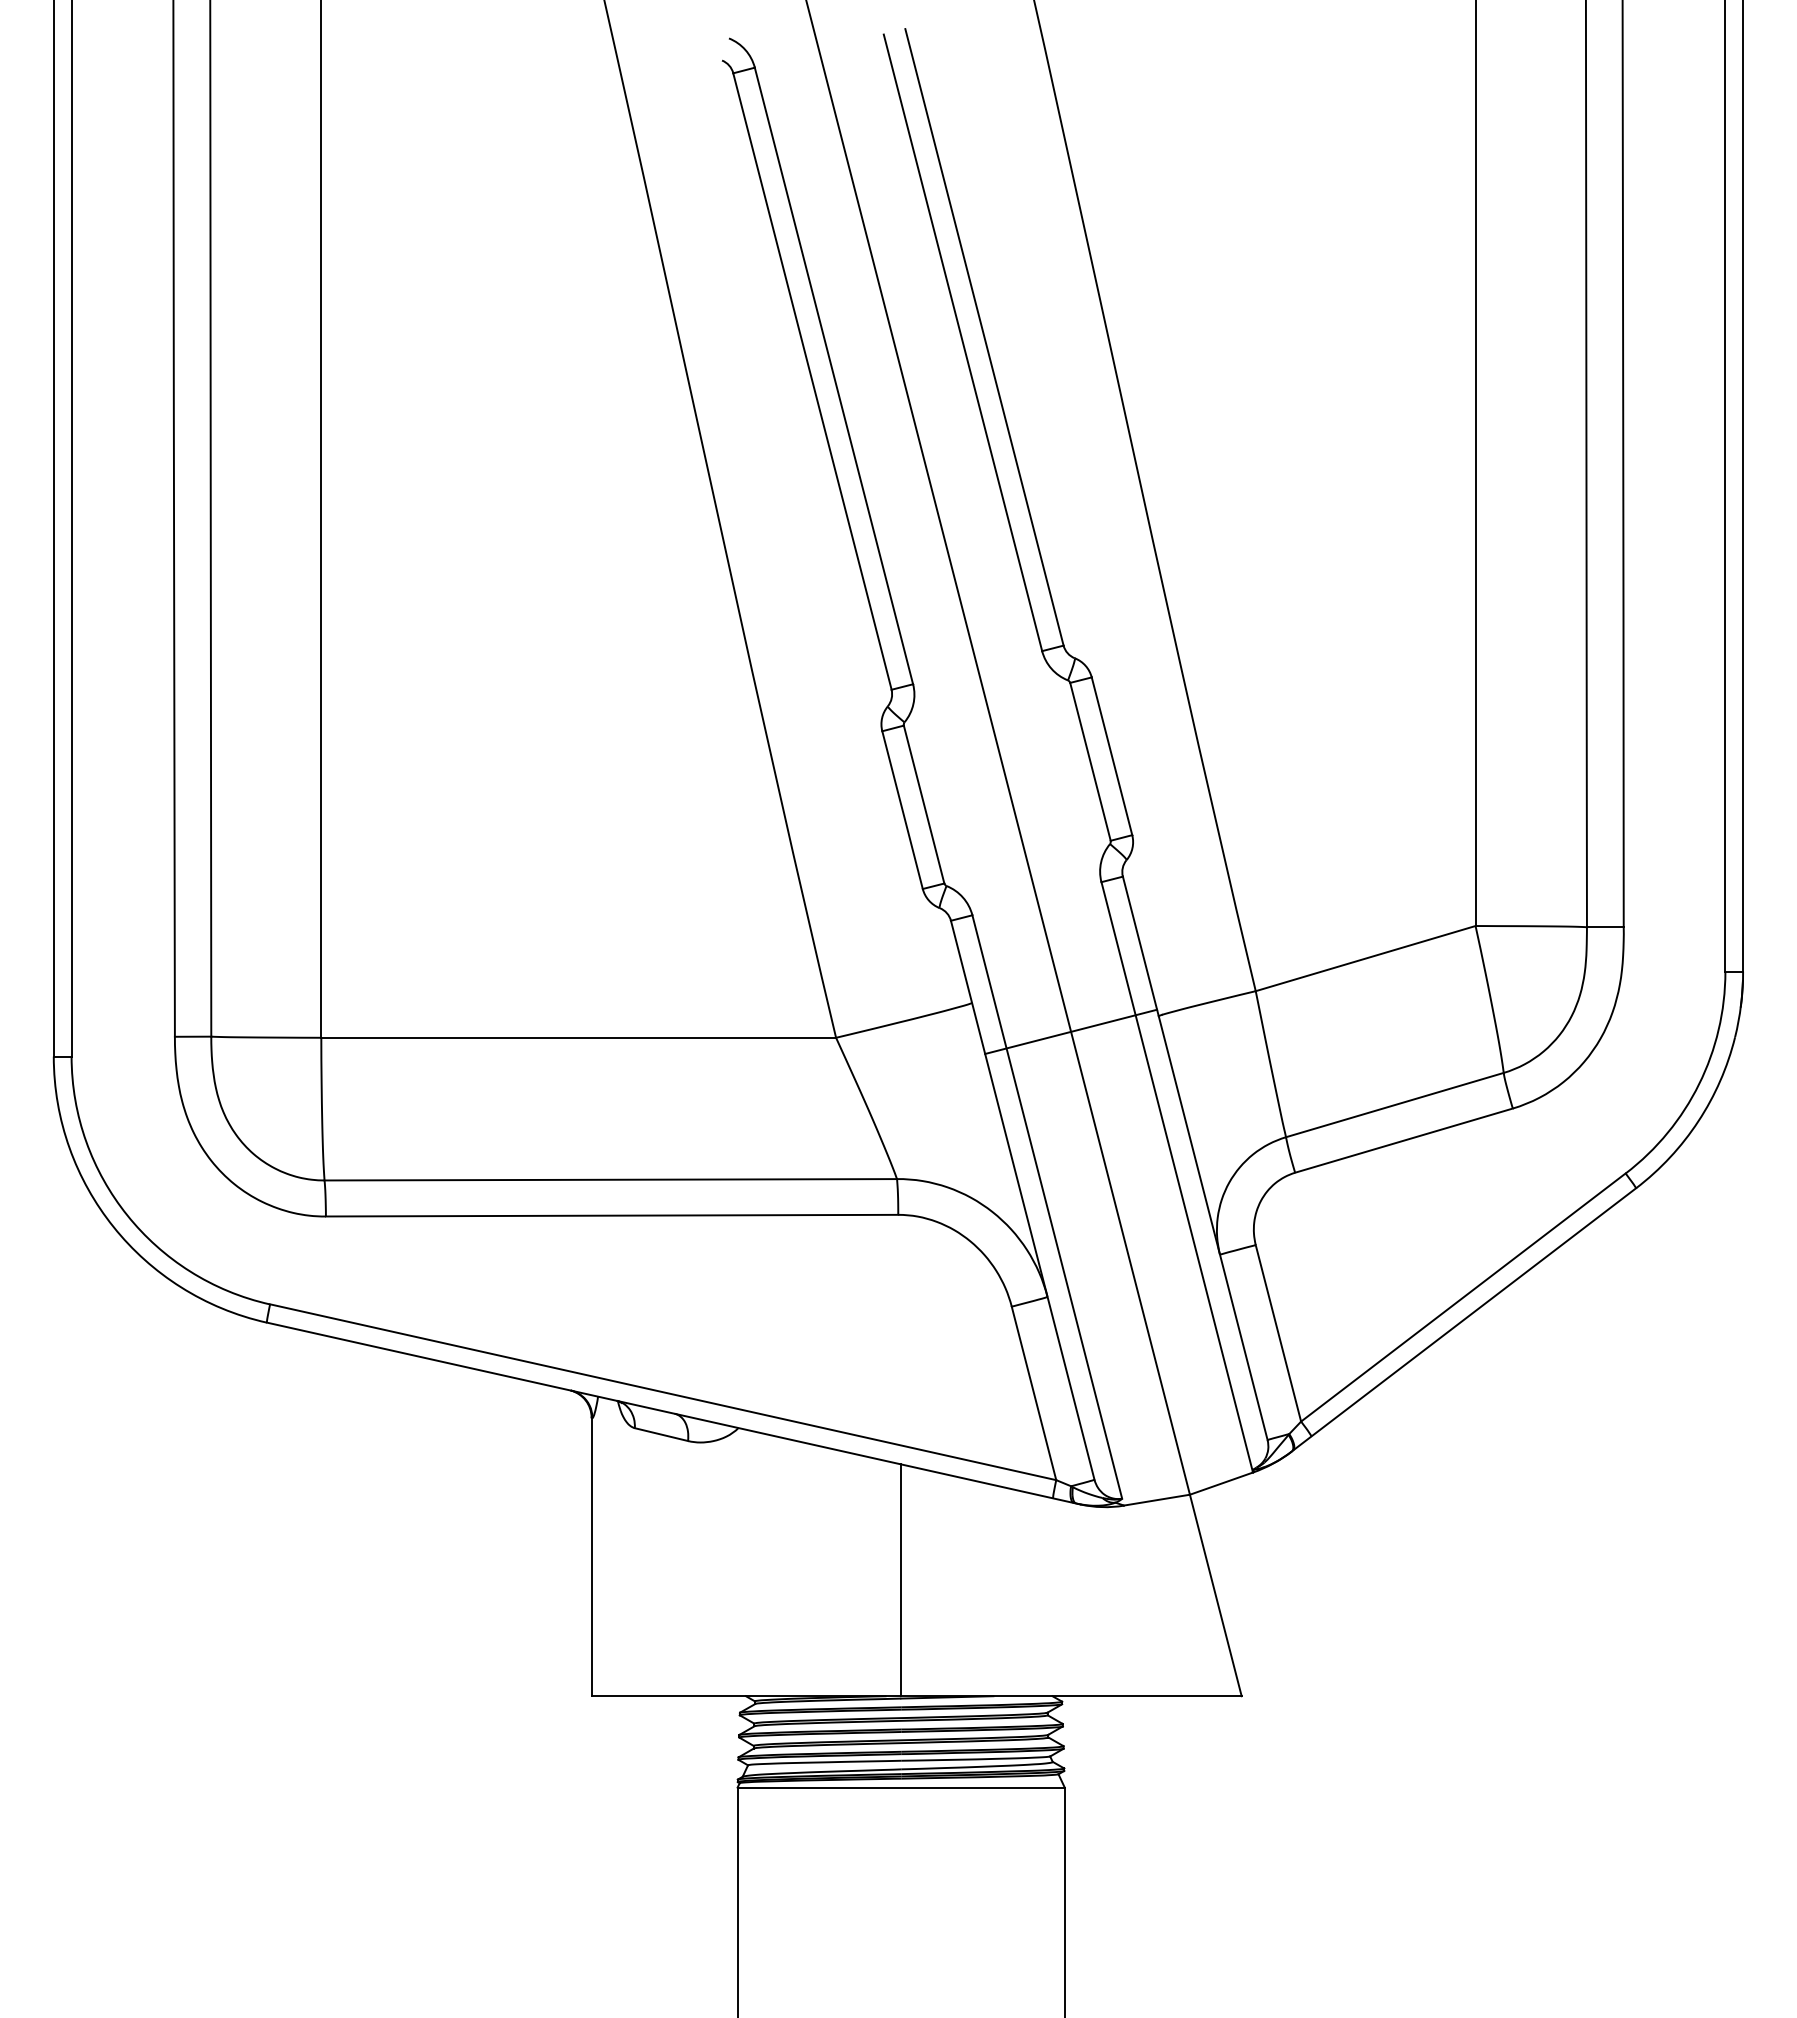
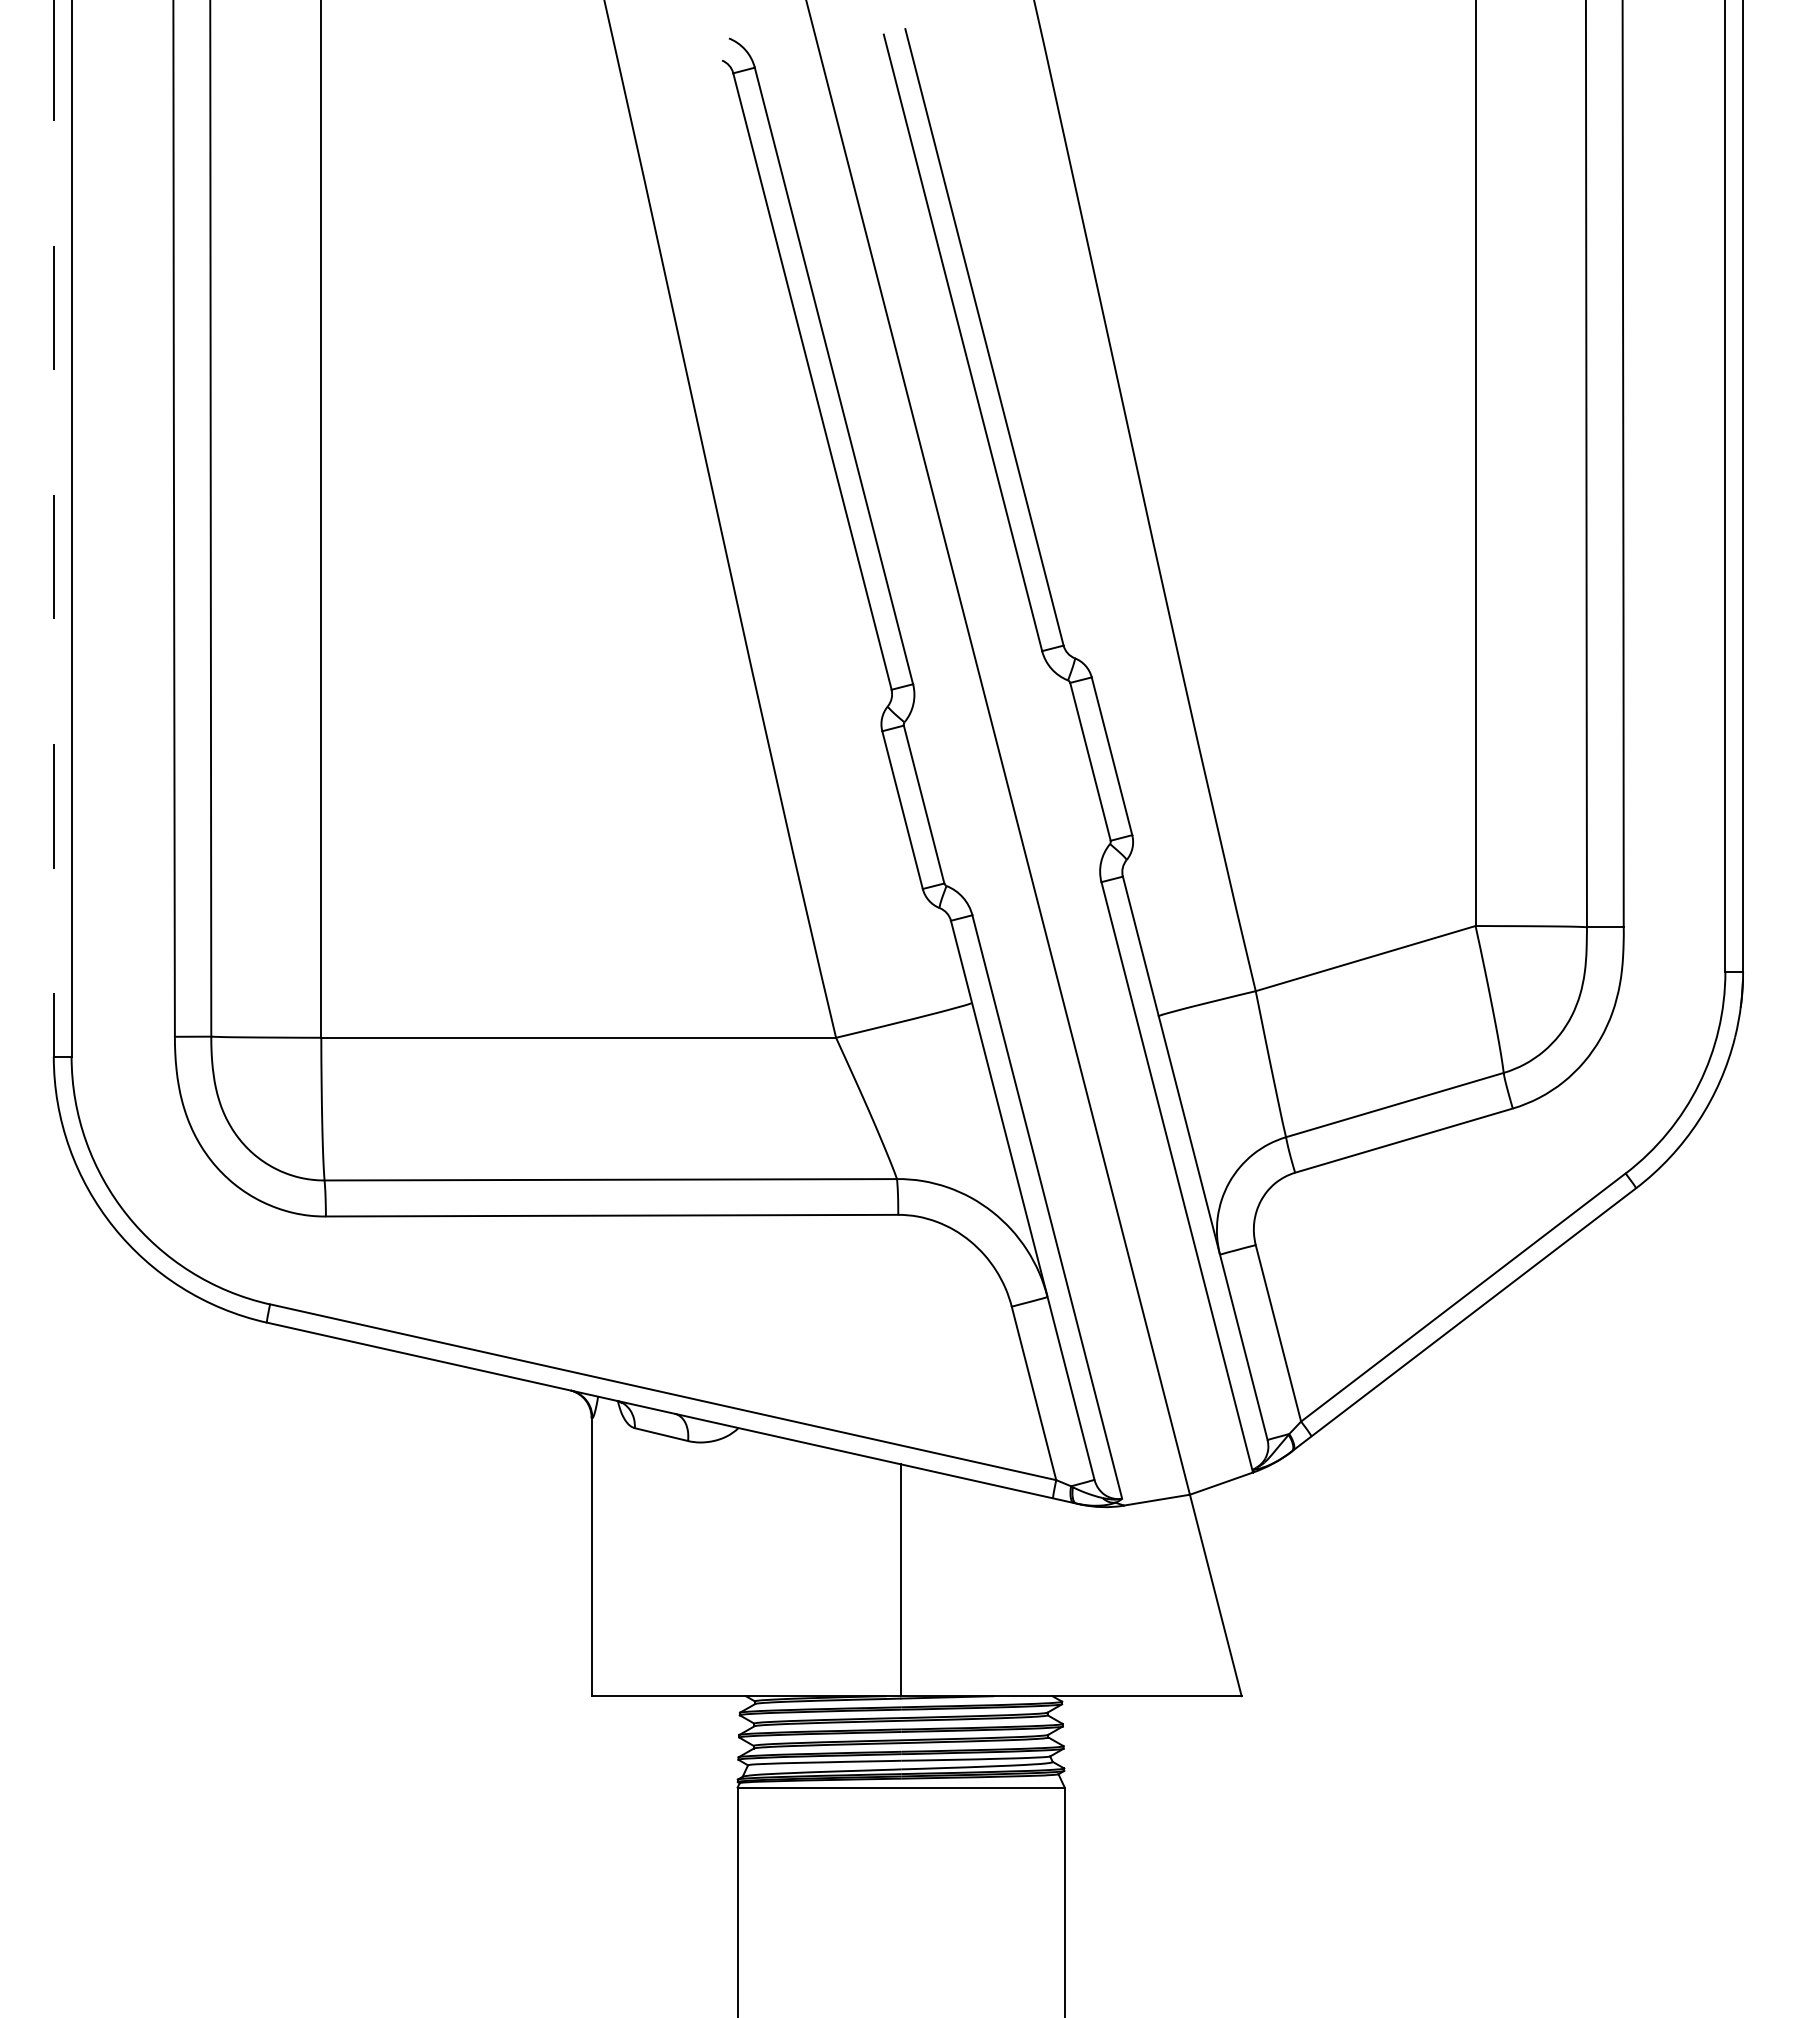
line: solid -> dashed (53, 528)
line: present -> none (1071, 1031)
